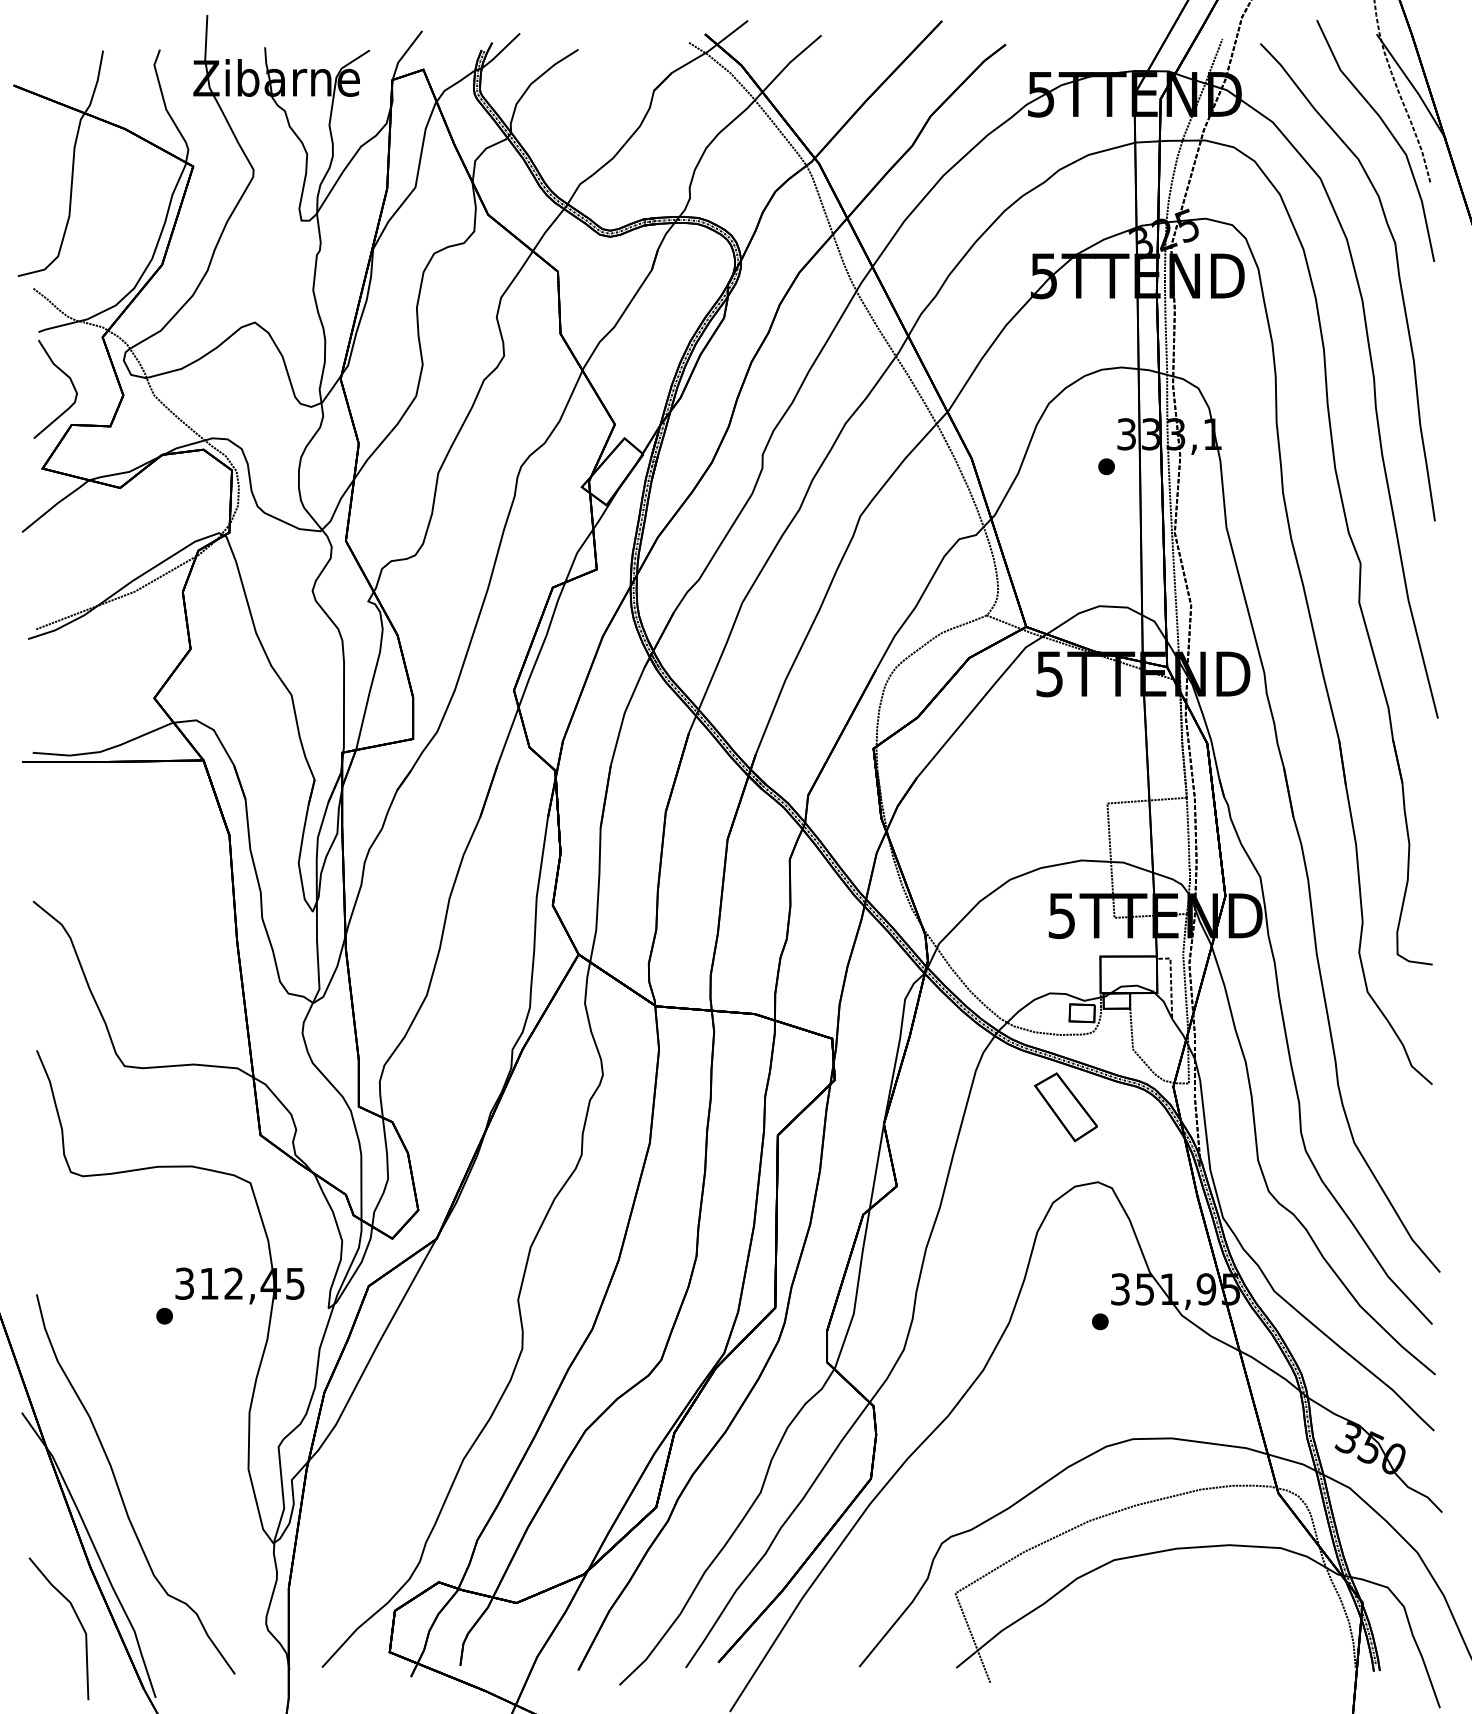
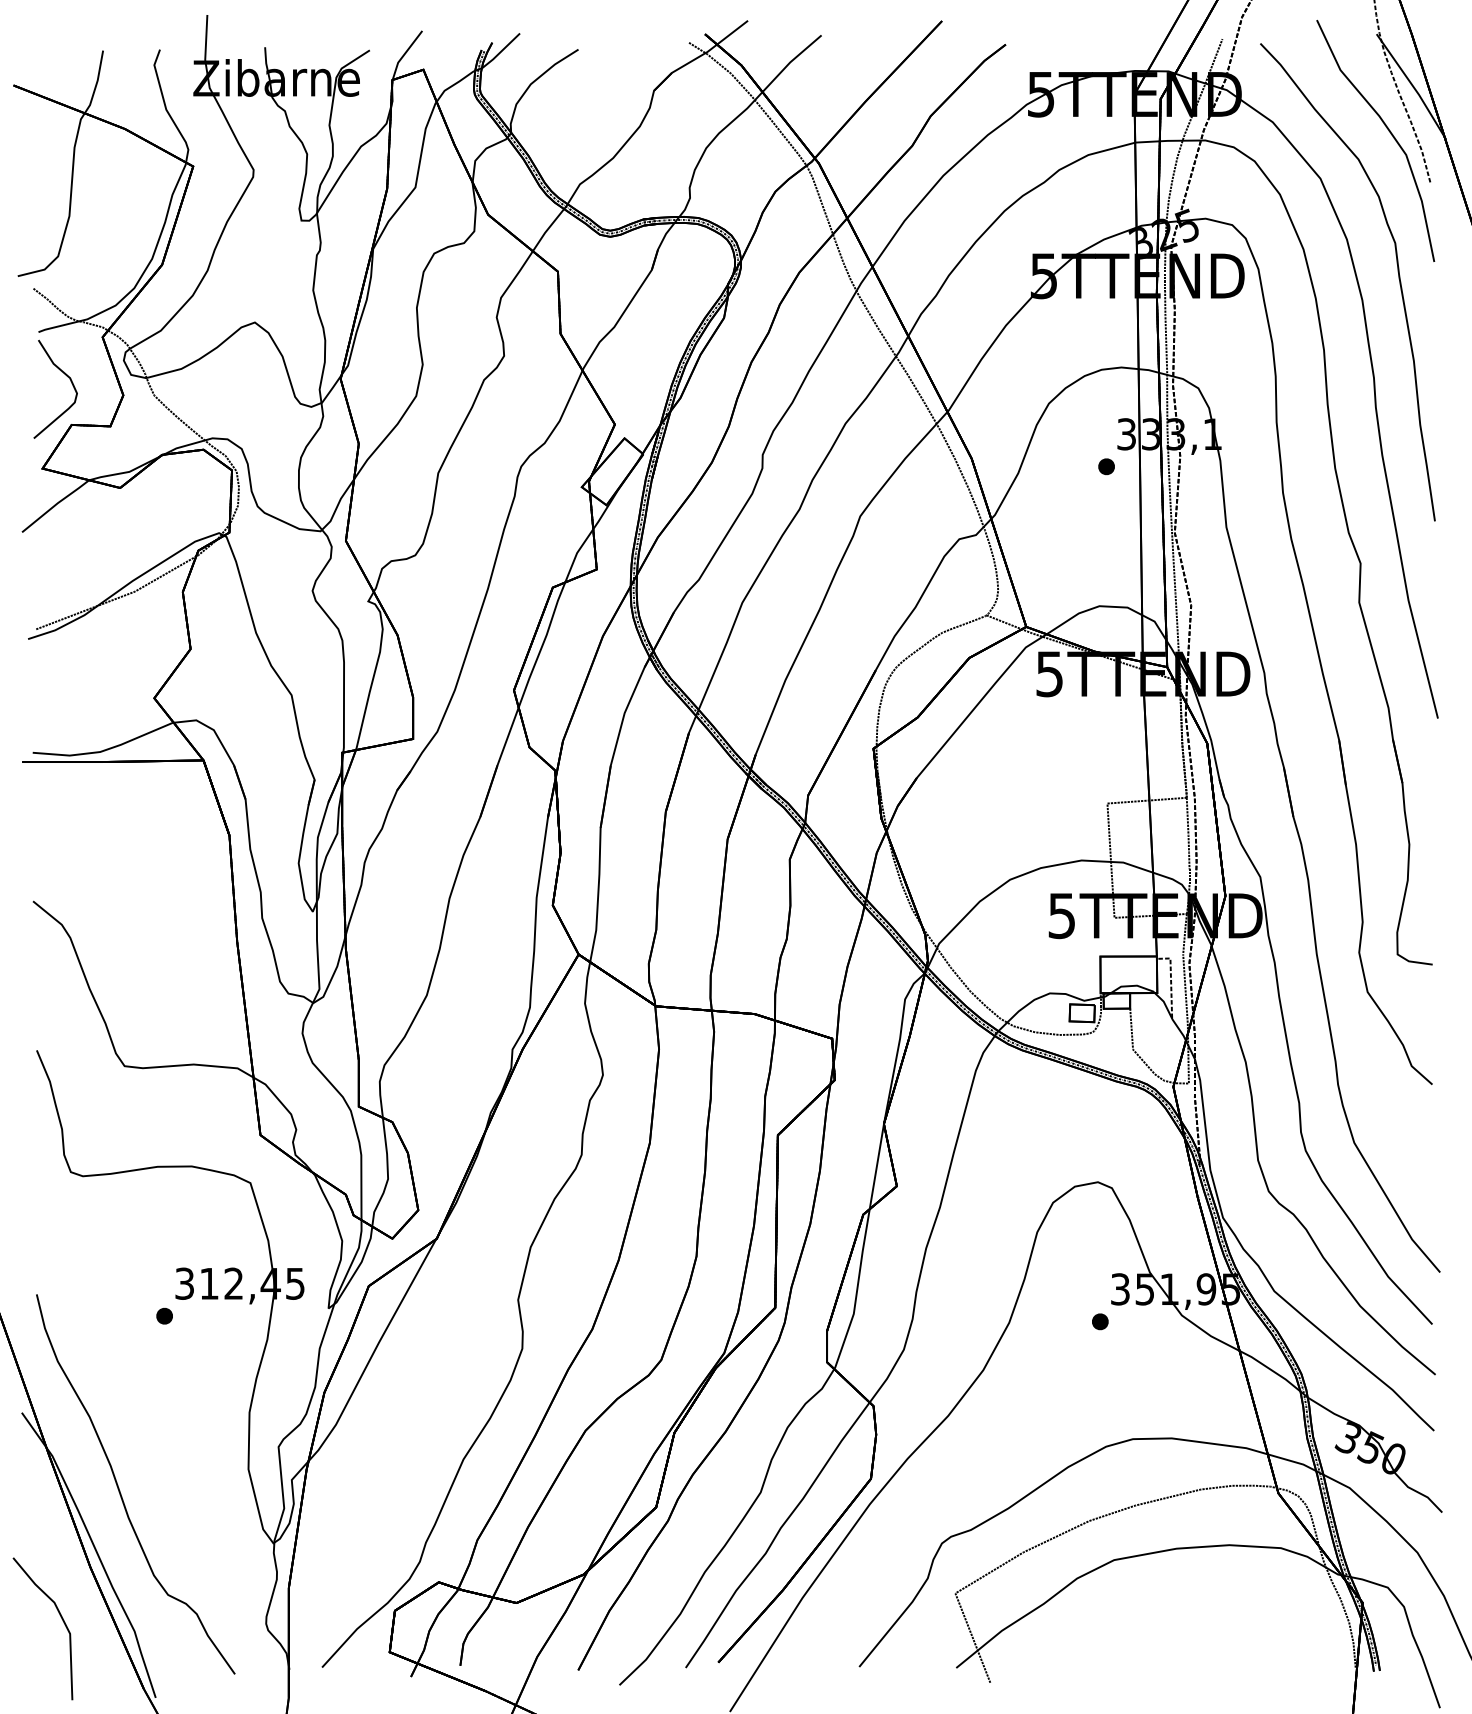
part: present -> none (1065, 1107)
line position: (77, 1619) -> (61, 1619) (61, 1619)
